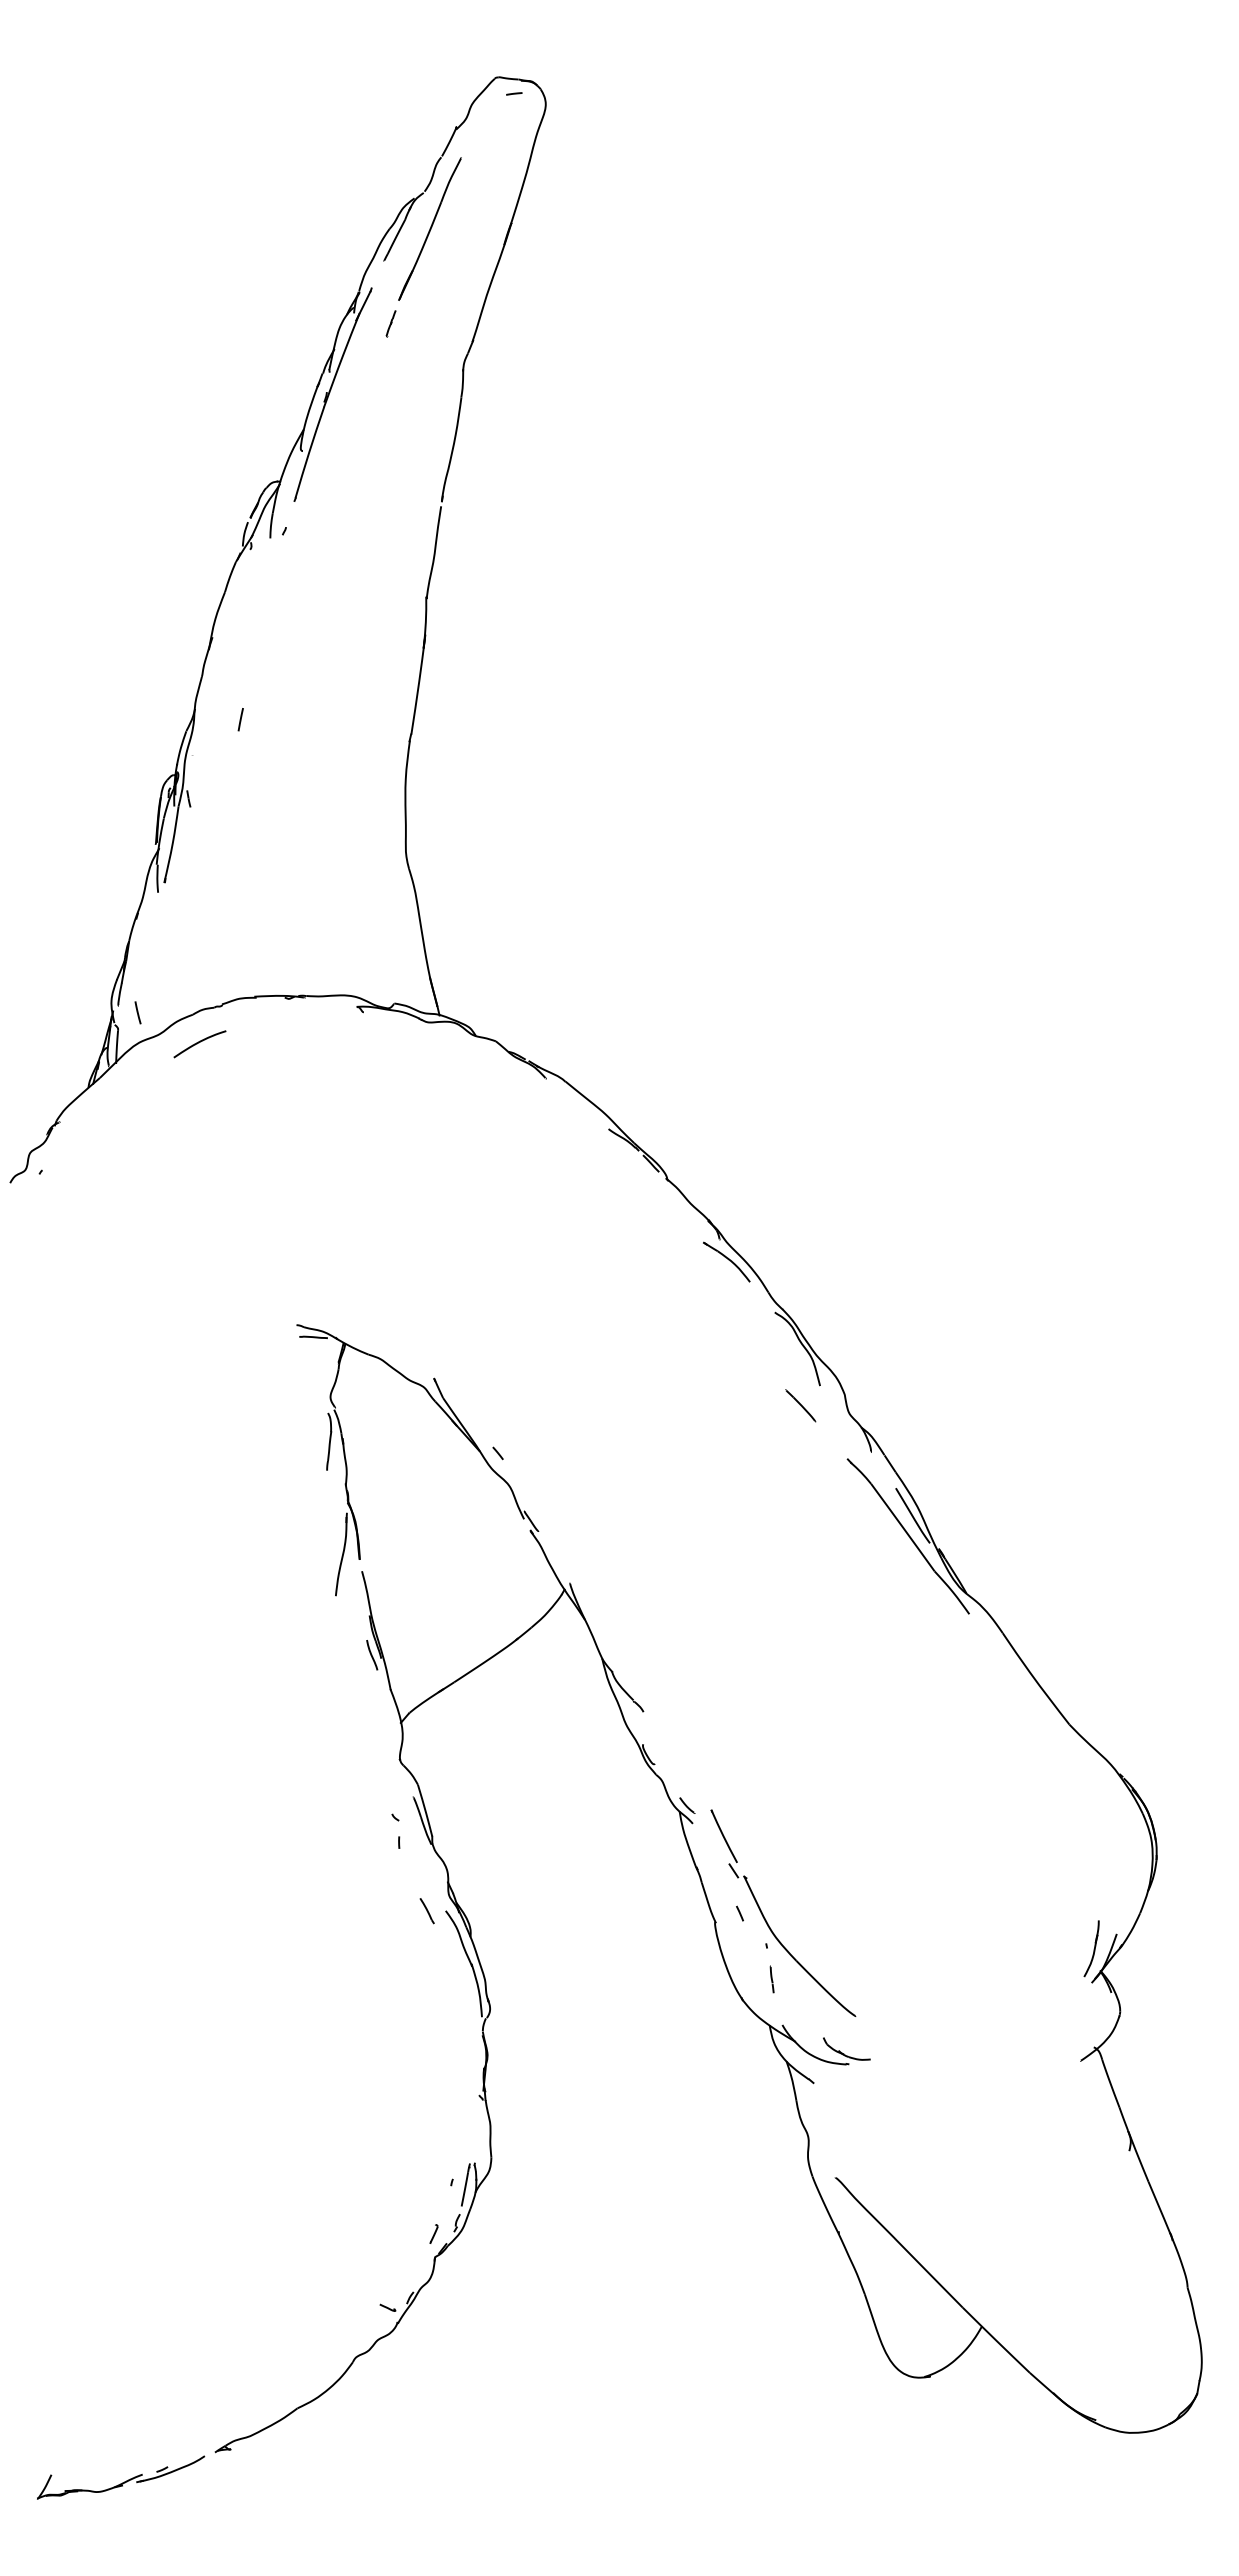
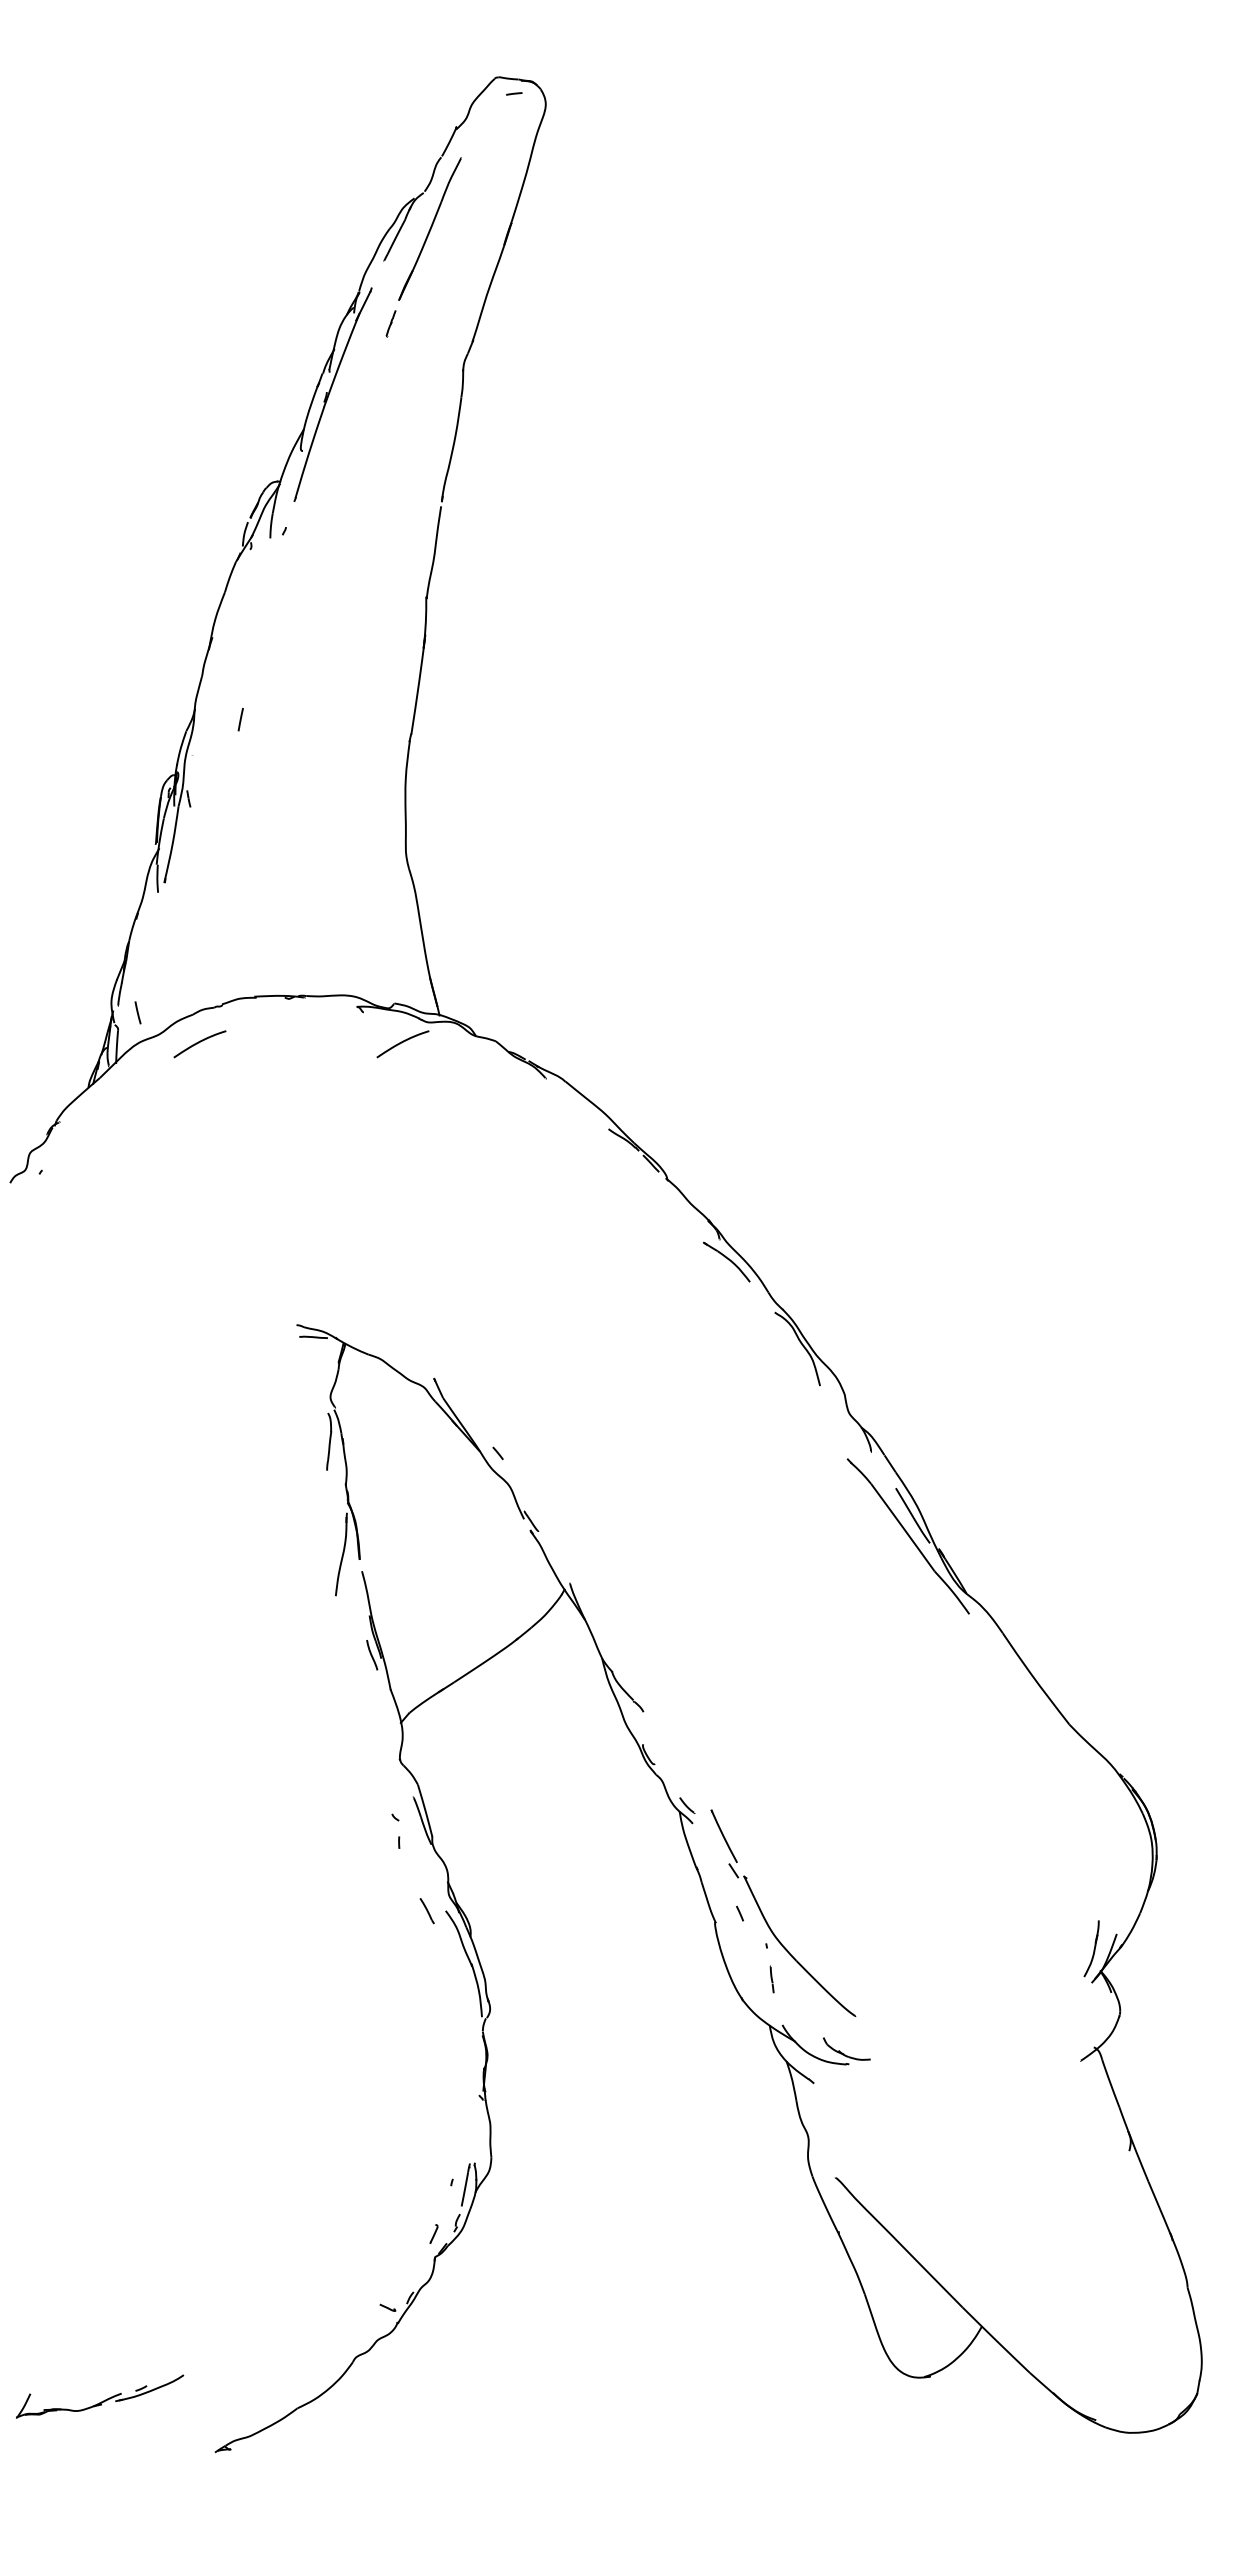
curve: none -> present (402, 1043)
line: present -> none (800, 1405)
part position: (121, 2477) -> (100, 2396) (100, 2396)
